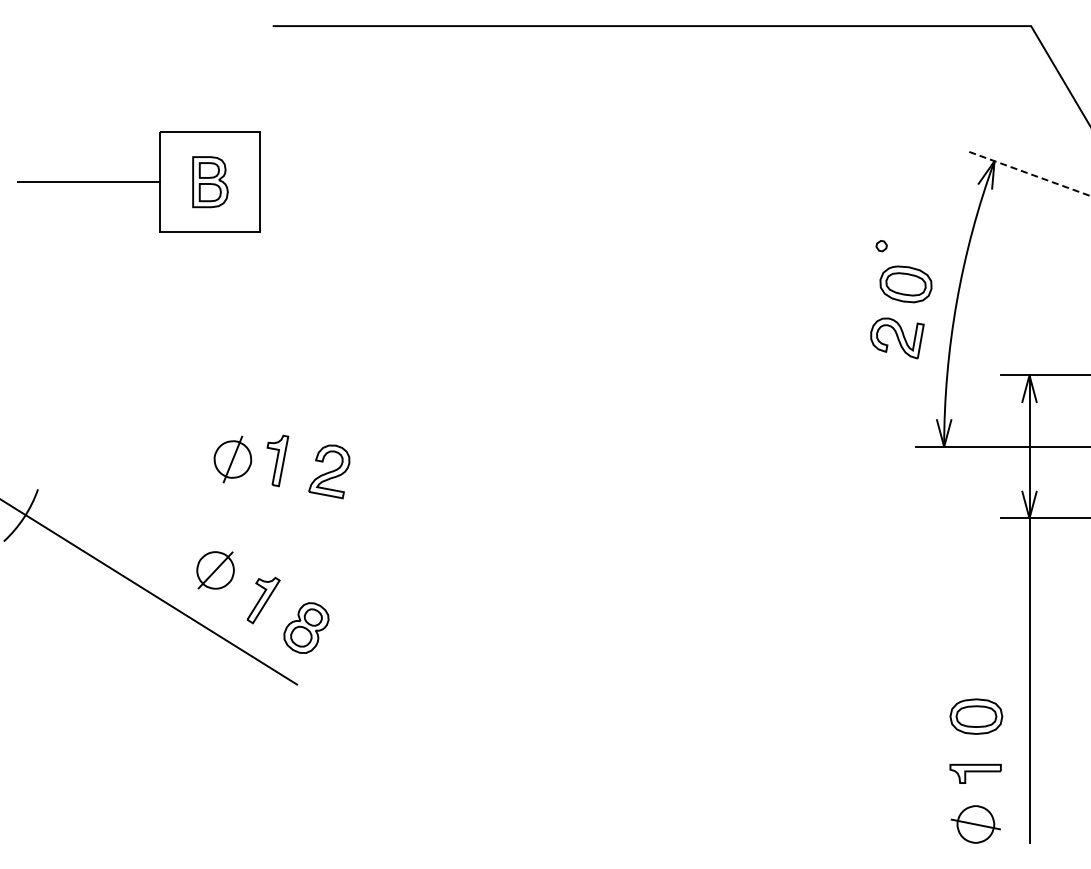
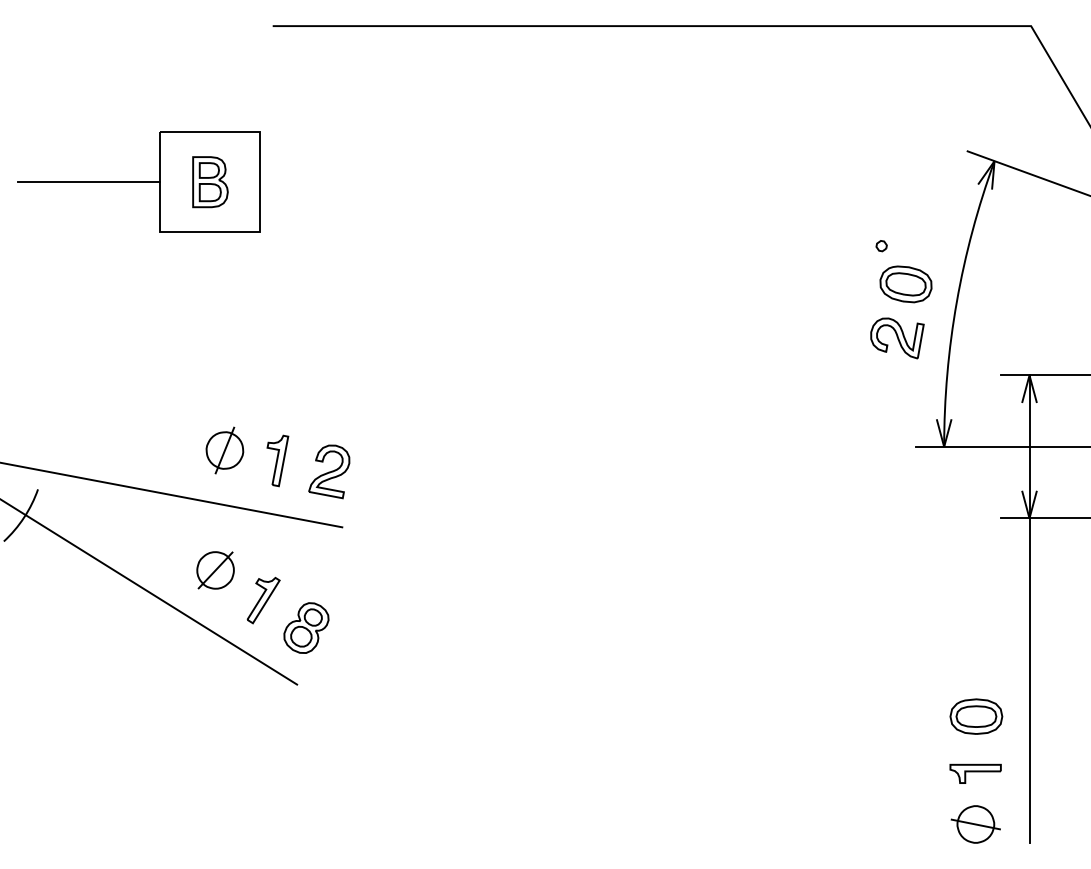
line: dashed -> solid (1028, 173)
part position: (232, 459) -> (224, 450) (224, 450)
line: none -> present (172, 495)
